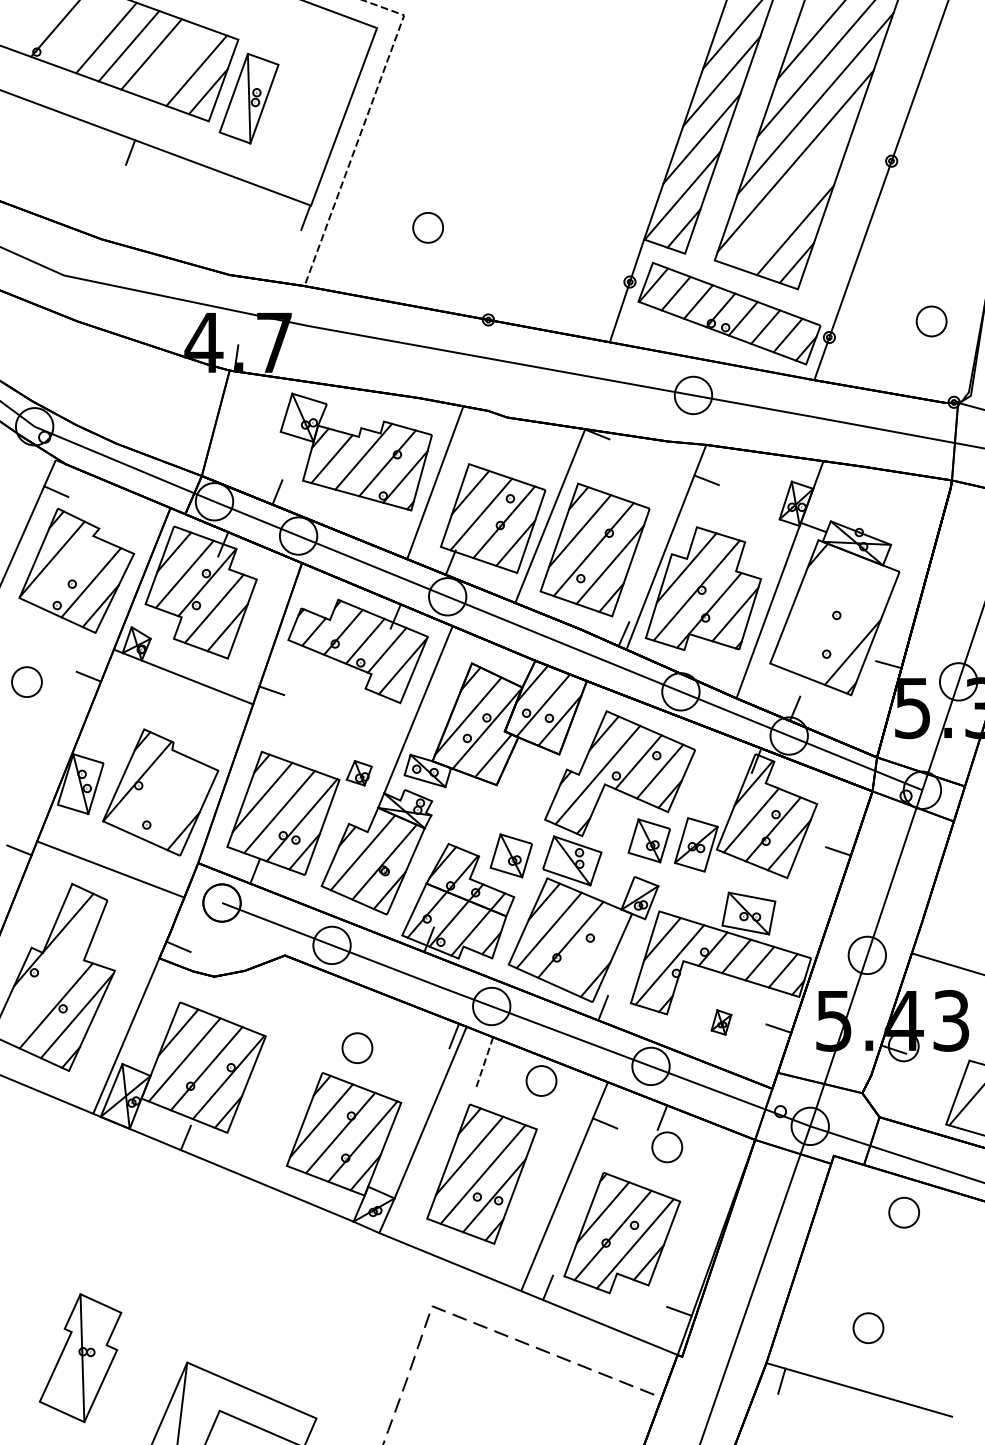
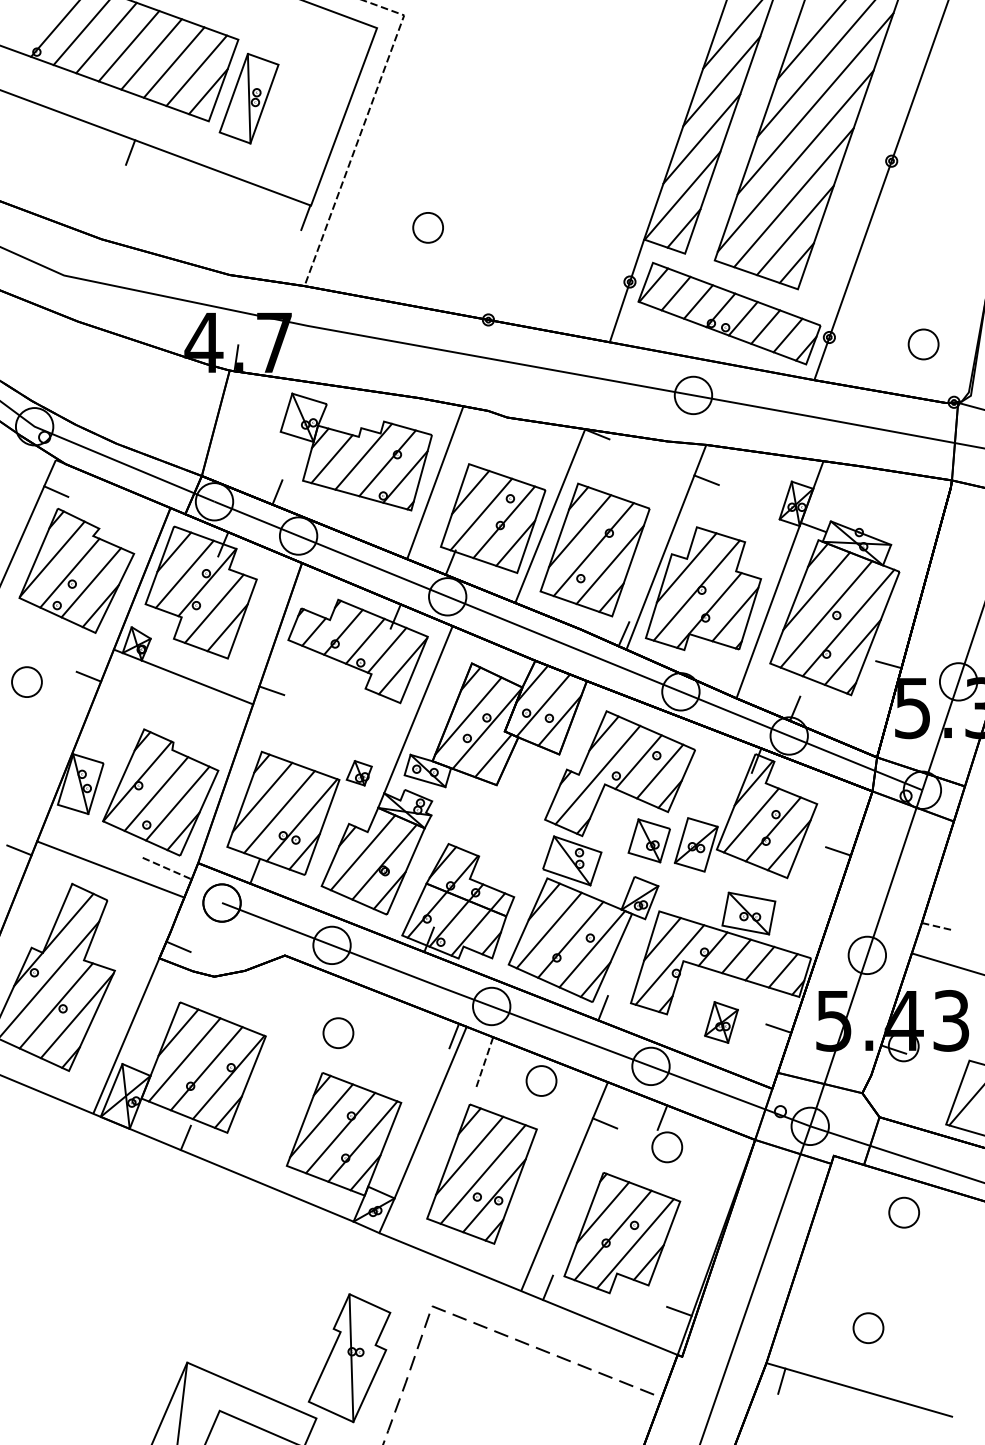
line: none -> present (80, 33)
line: none -> present (173, 62)
line: none -> present (793, 197)
part position: (931, 321) -> (923, 344) (923, 344)
line: none -> present (69, 572)
line: none -> present (816, 591)
line: none -> present (826, 614)
line: none -> present (848, 622)
line: none -> present (156, 793)
line: none -> present (177, 803)
part: present -> none (510, 855)
line: none -> present (166, 868)
line: none -> present (937, 926)
line: none -> present (592, 949)
line: none -> present (50, 977)
part size: 23x27 px -> 35x43 px (721, 1022)
part position: (357, 1047) -> (338, 1032) (338, 1032)
part position: (80, 1358) -> (349, 1358) (349, 1358)
